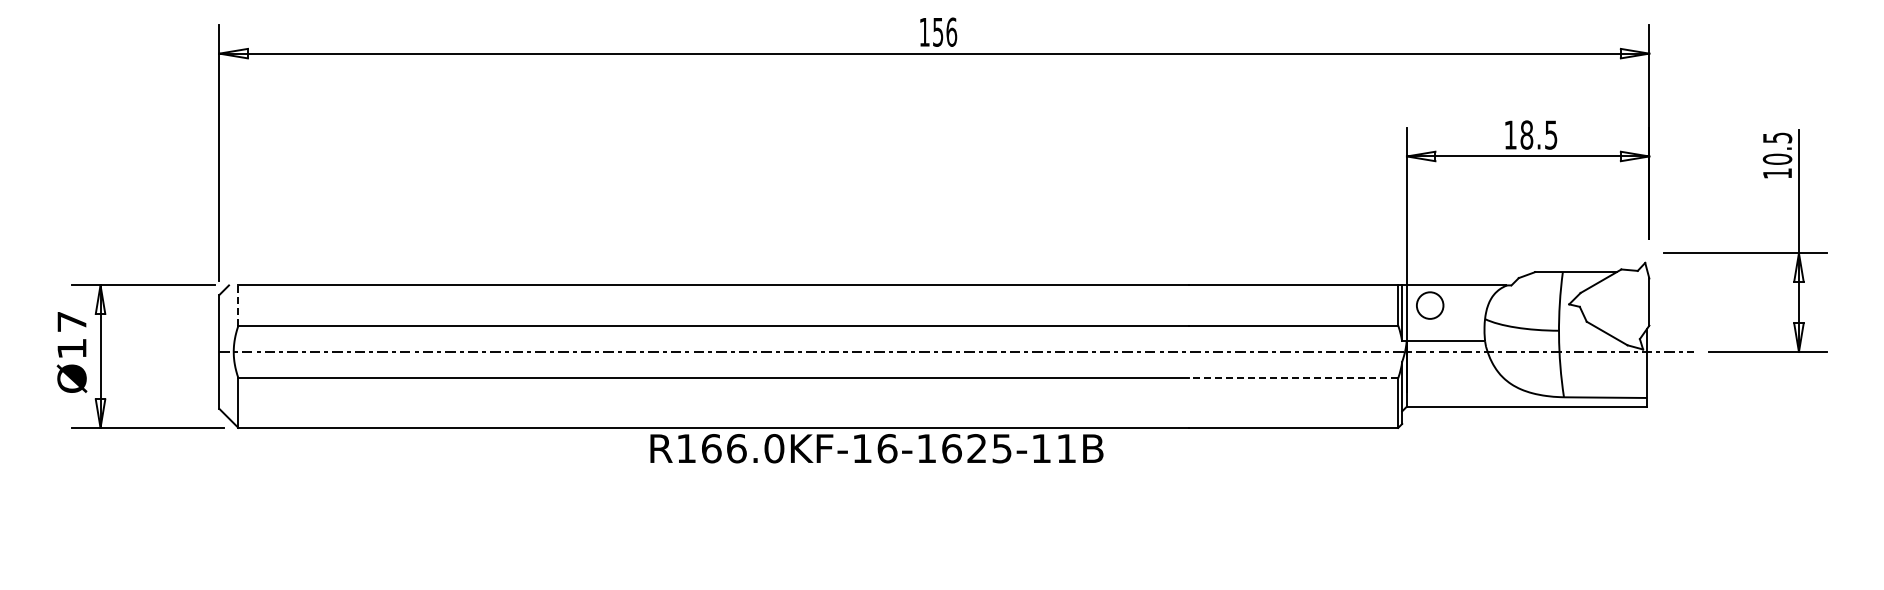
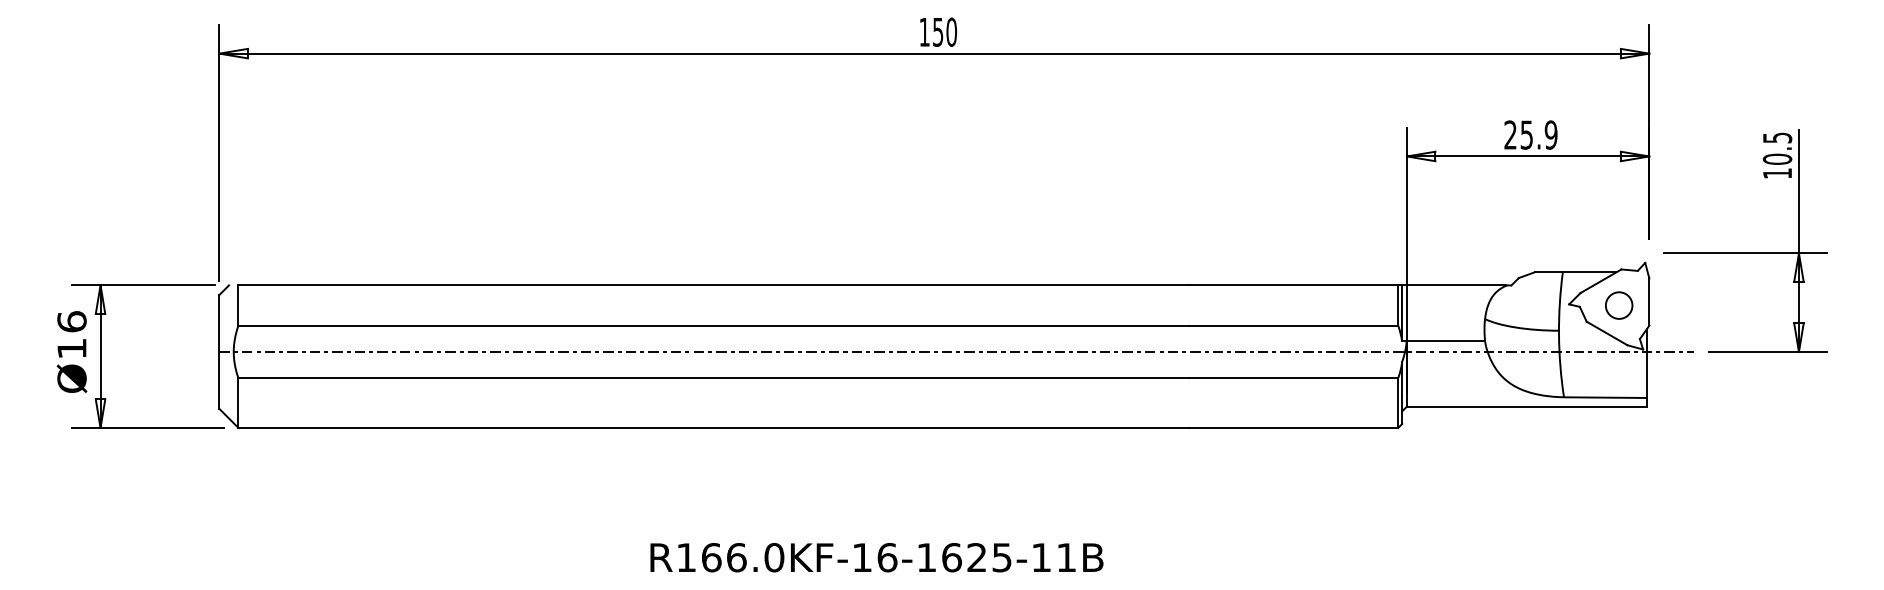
text: 156 -> 150 (951, 31)
text: 18.5 -> 25.9 (1530, 134)
line: dashed -> solid (238, 305)
circle position: (1430, 305) -> (1619, 305) (1619, 305)
text: Ø17 -> Ø16 (71, 321)
line: dashed -> solid (1293, 378)
text position: (876, 448) -> (876, 557) (876, 557)
